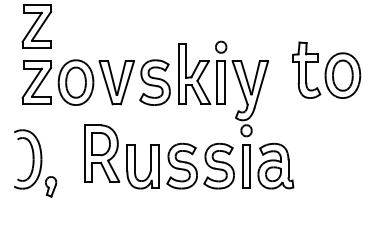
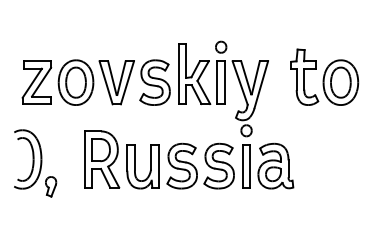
part: present -> none (36, 26)
part position: (326, 69) -> (324, 76) (324, 76)
part position: (102, 153) -> (102, 159) (102, 159)
